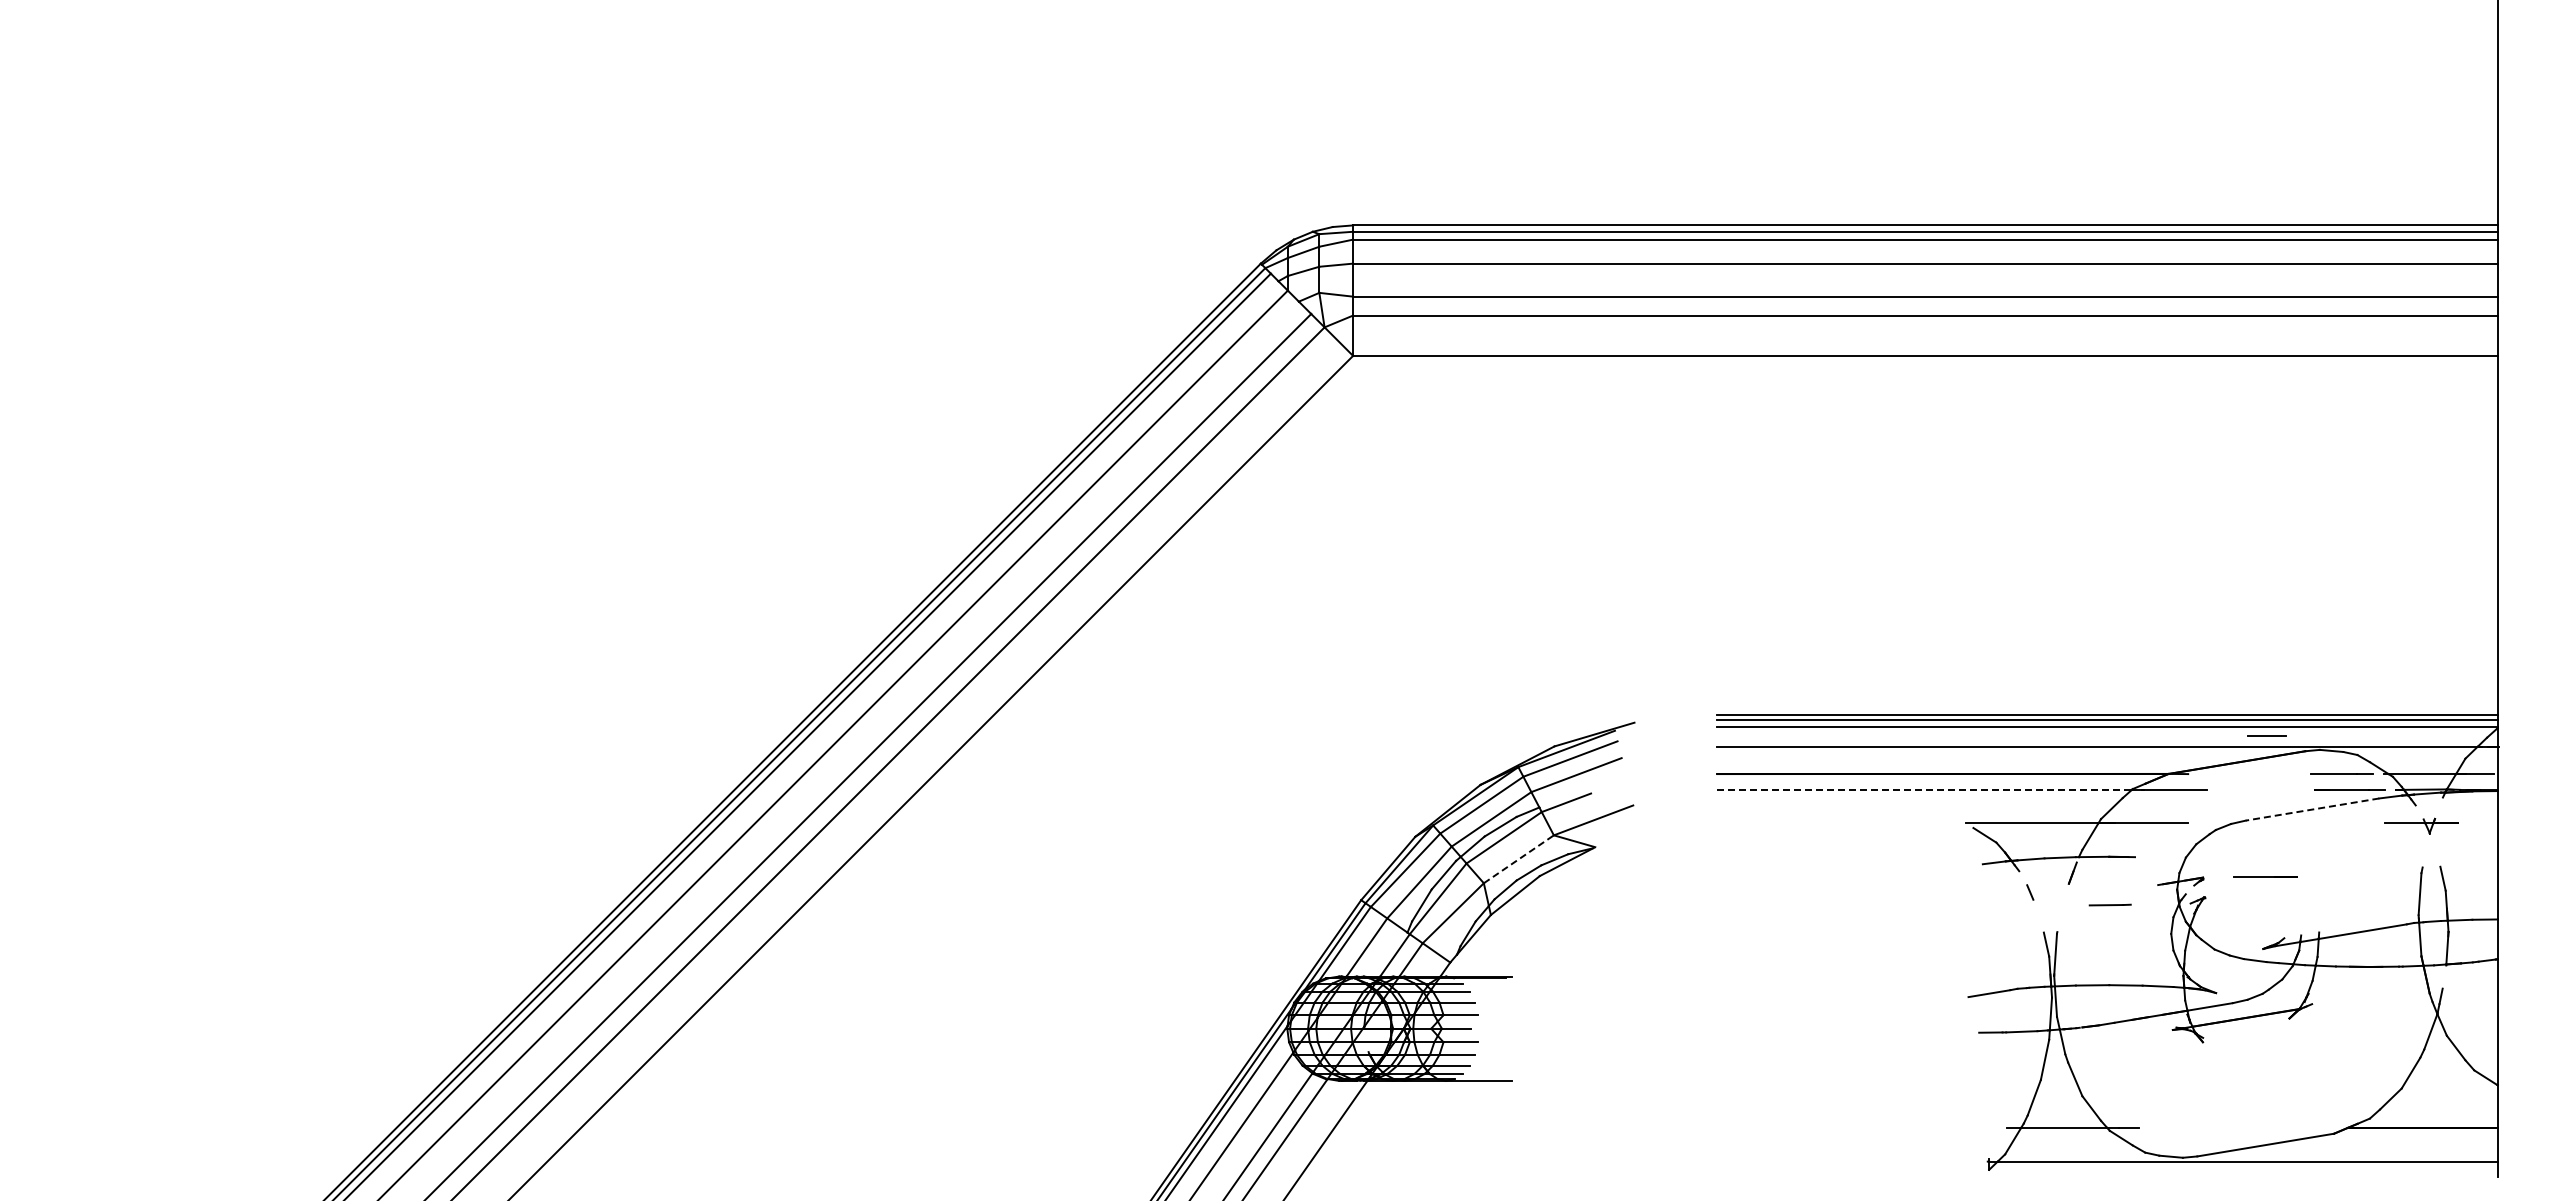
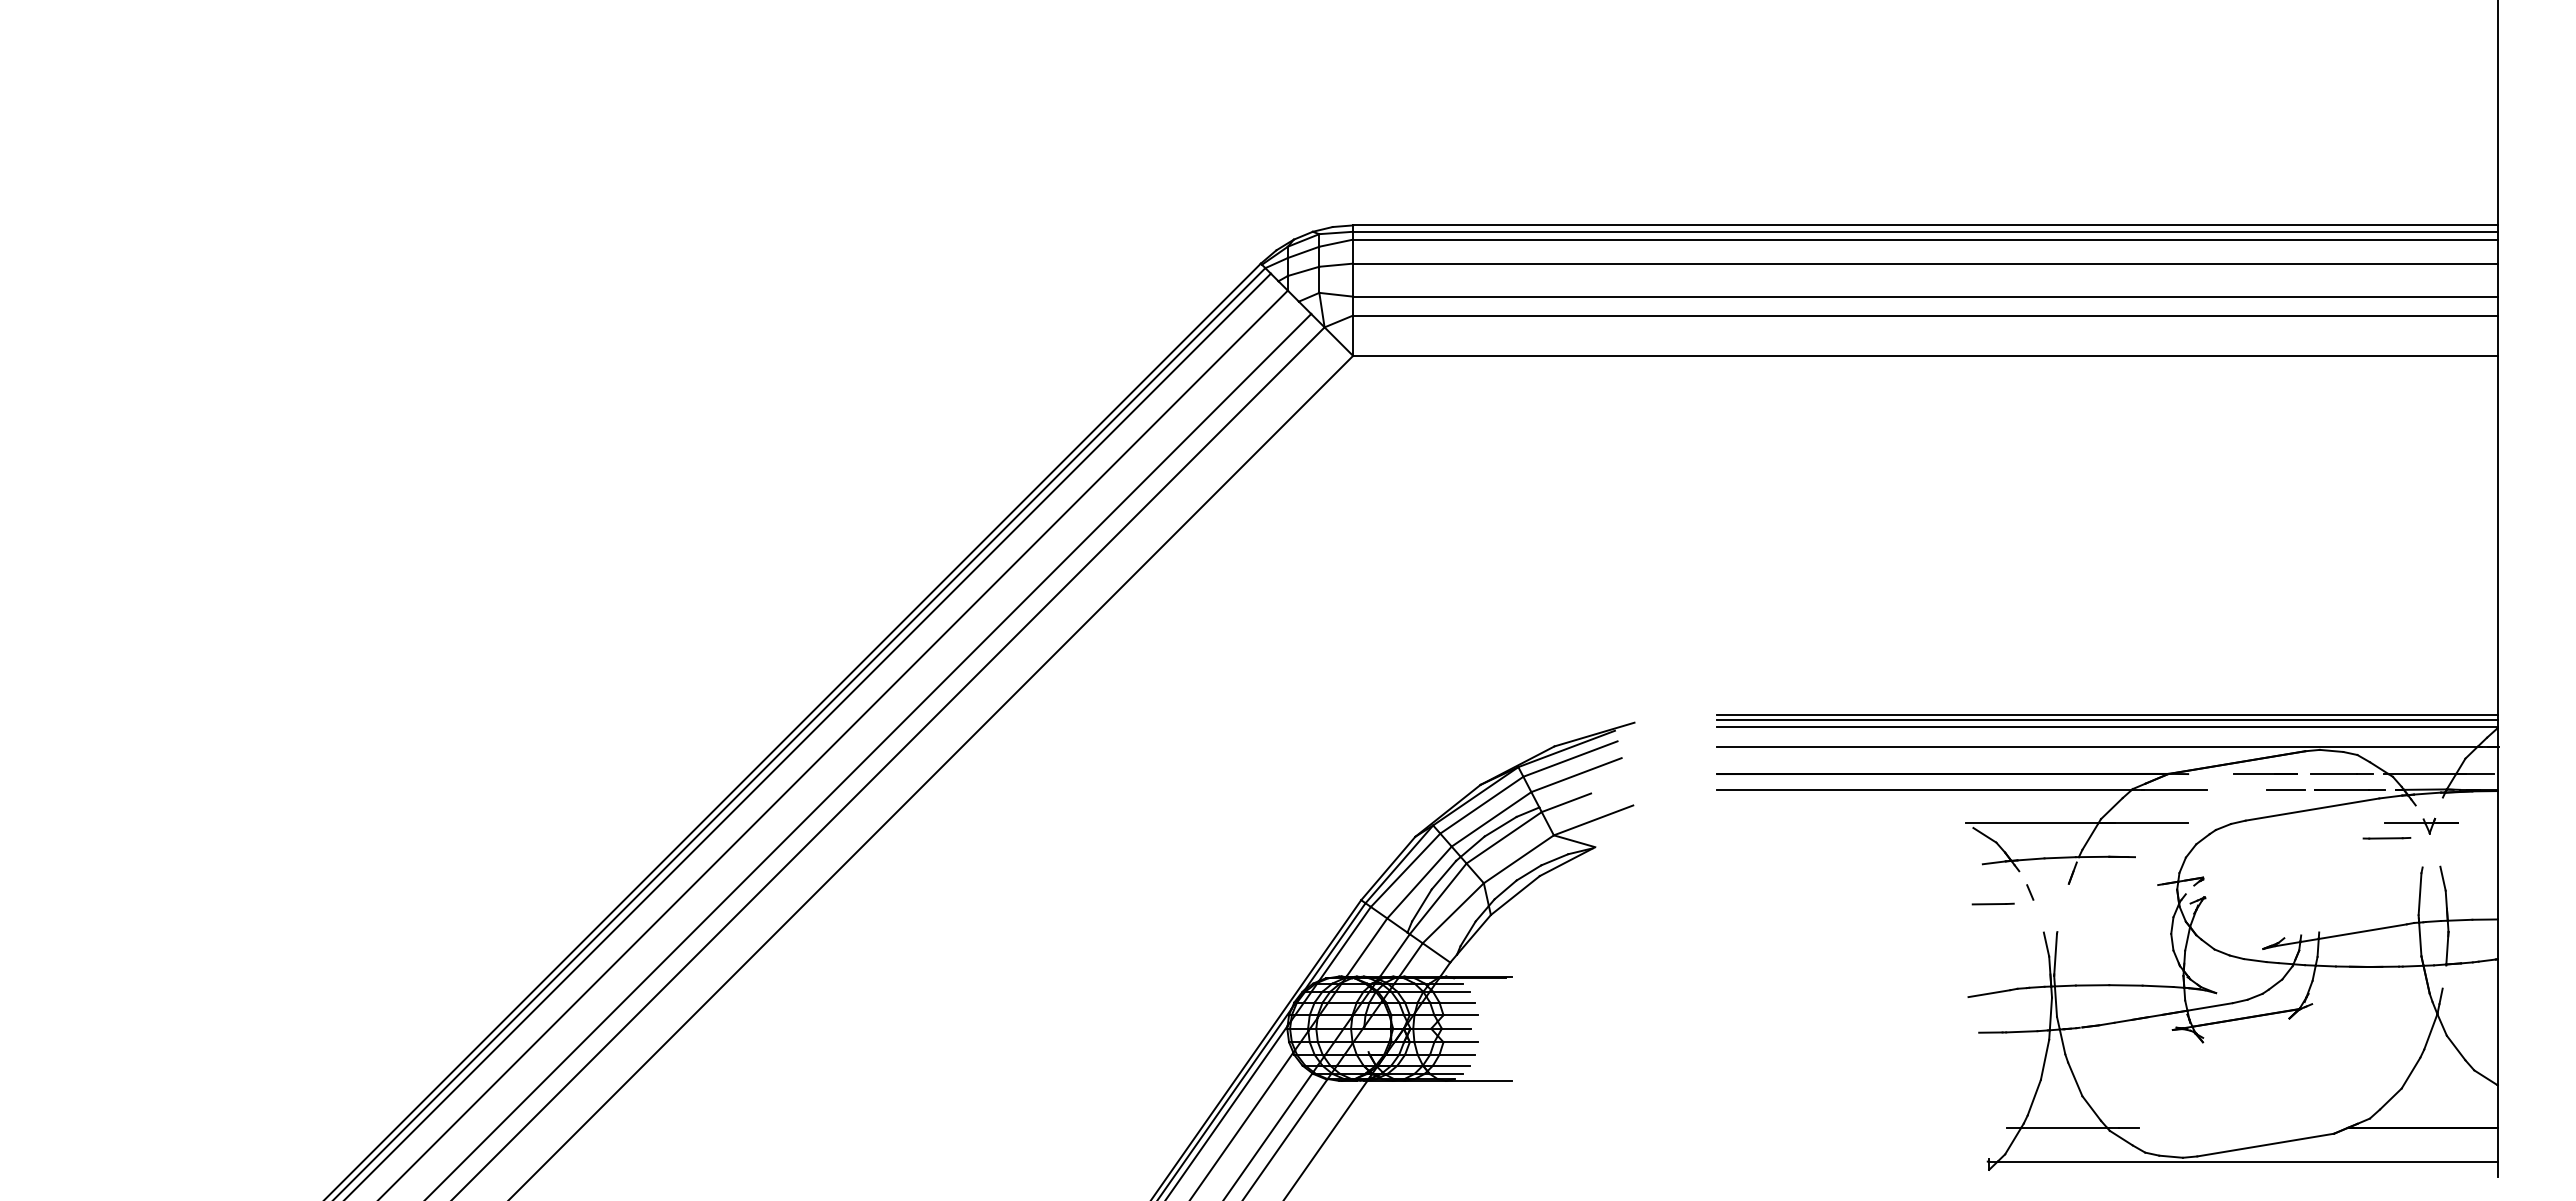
line position: (2266, 735) -> (2285, 789) (2285, 789)
line: dashed -> solid (1925, 789)
line: dashed -> solid (2312, 809)
line: none -> present (2386, 838)
line: dashed -> solid (1519, 859)
line position: (2265, 876) -> (2265, 773) (2265, 773)
line position: (2109, 904) -> (1992, 903) (1992, 903)
